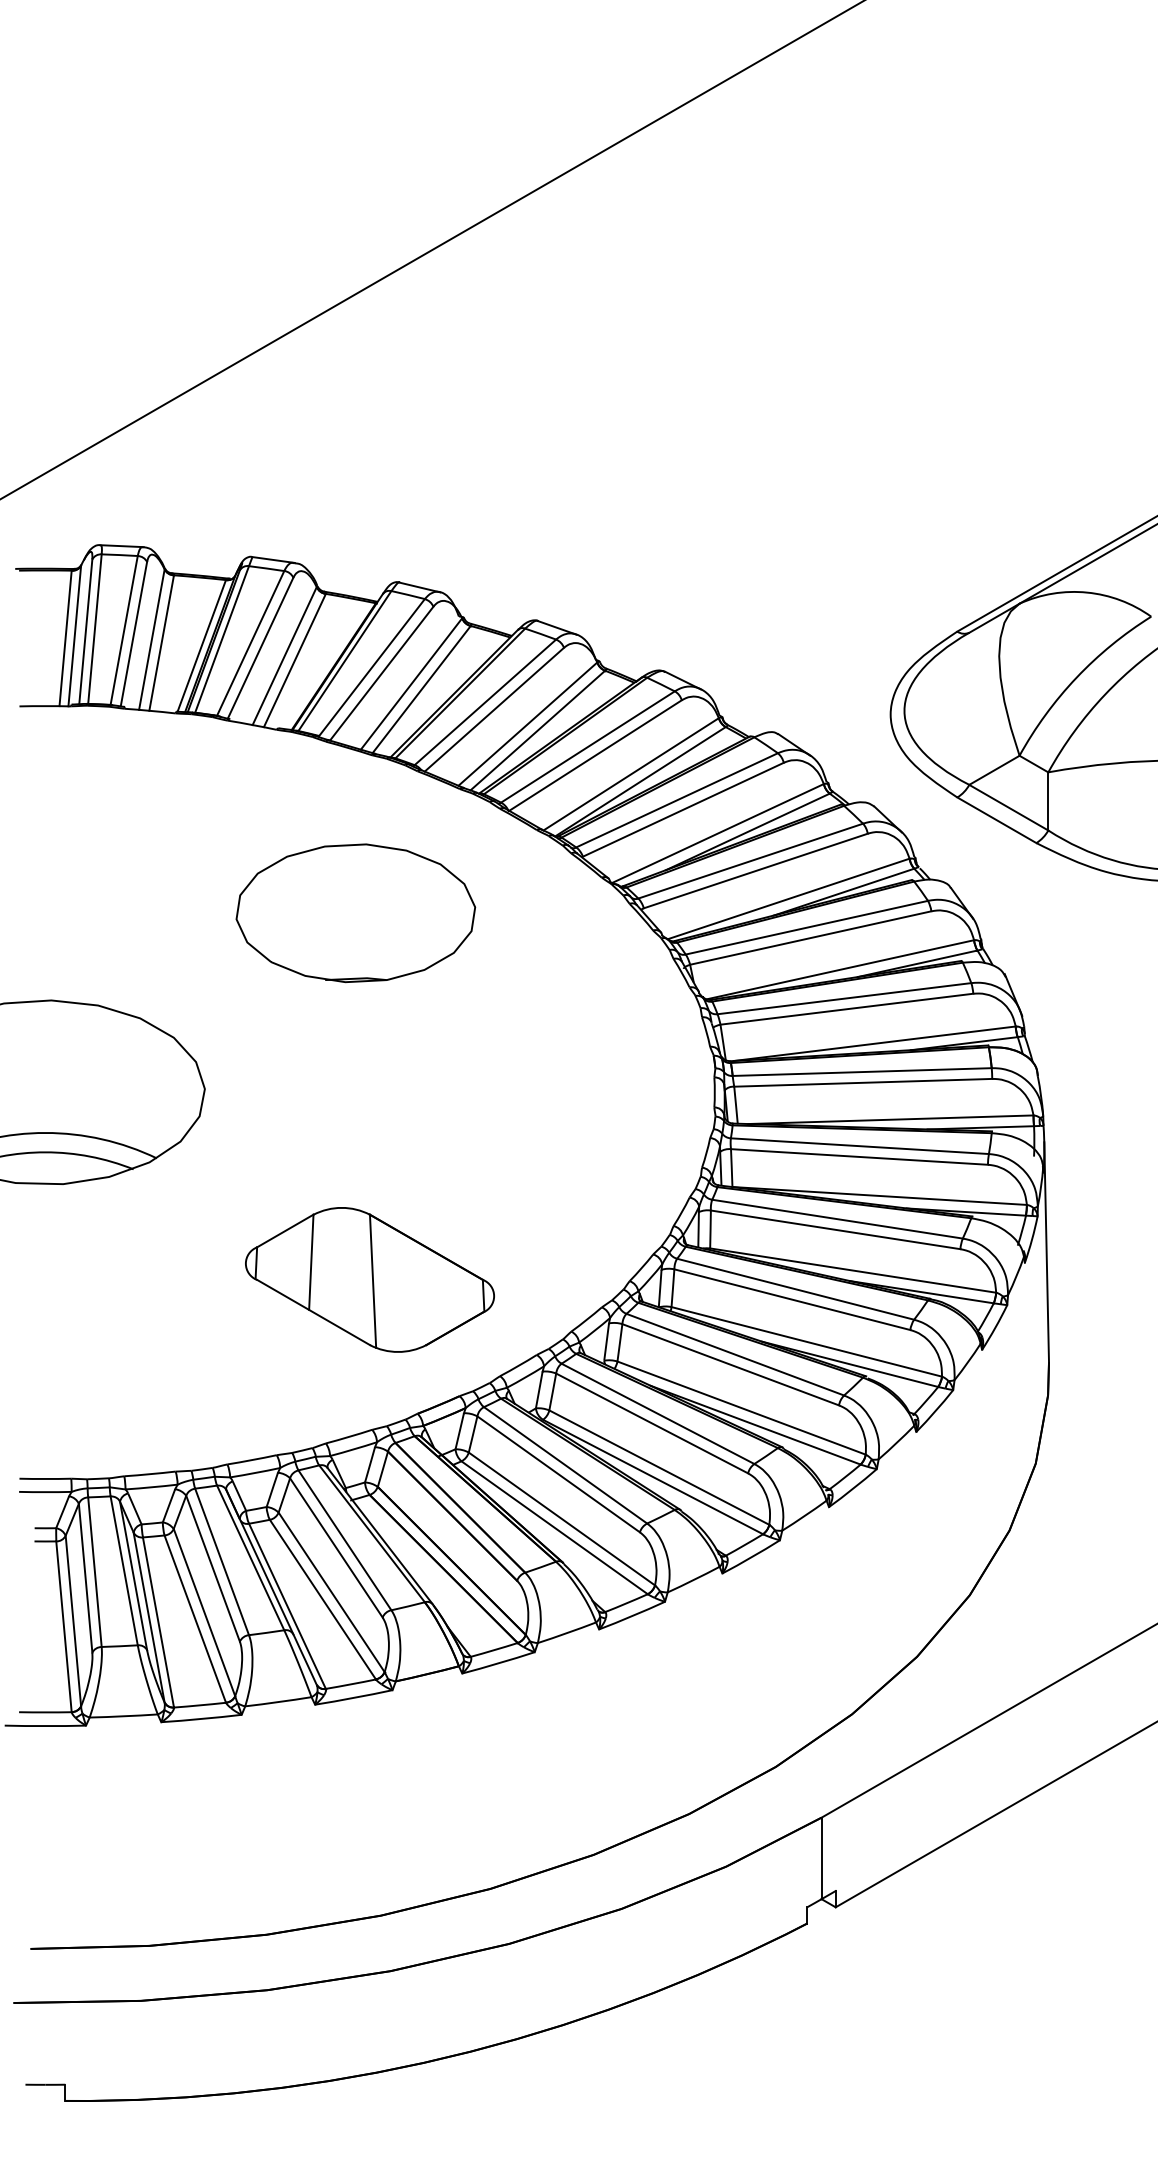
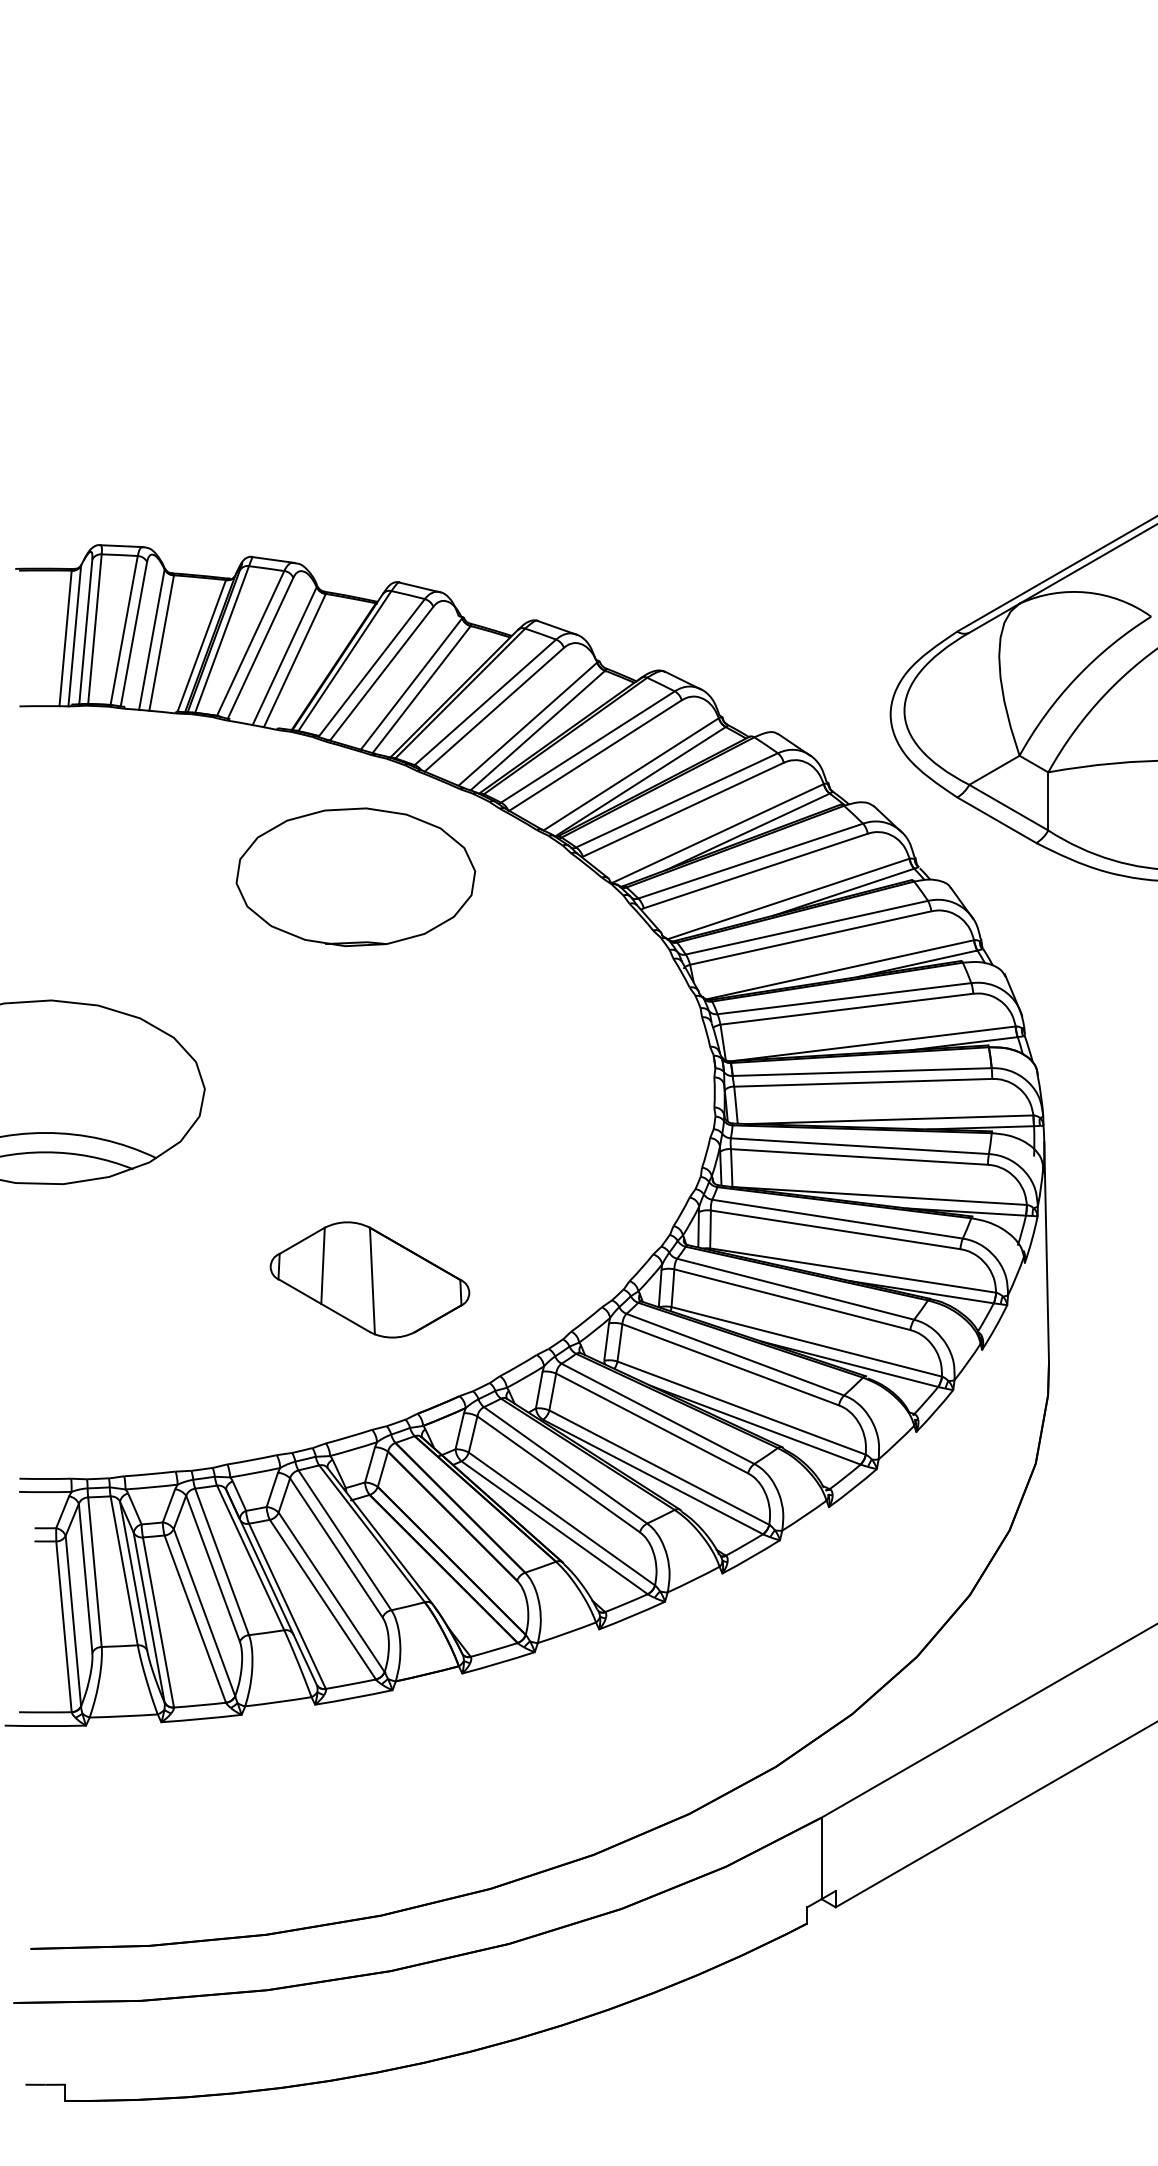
line: present -> none (431, 250)
part position: (355, 913) -> (355, 877) (355, 877)
part size: 250x146 px -> 202x118 px (369, 1279)
